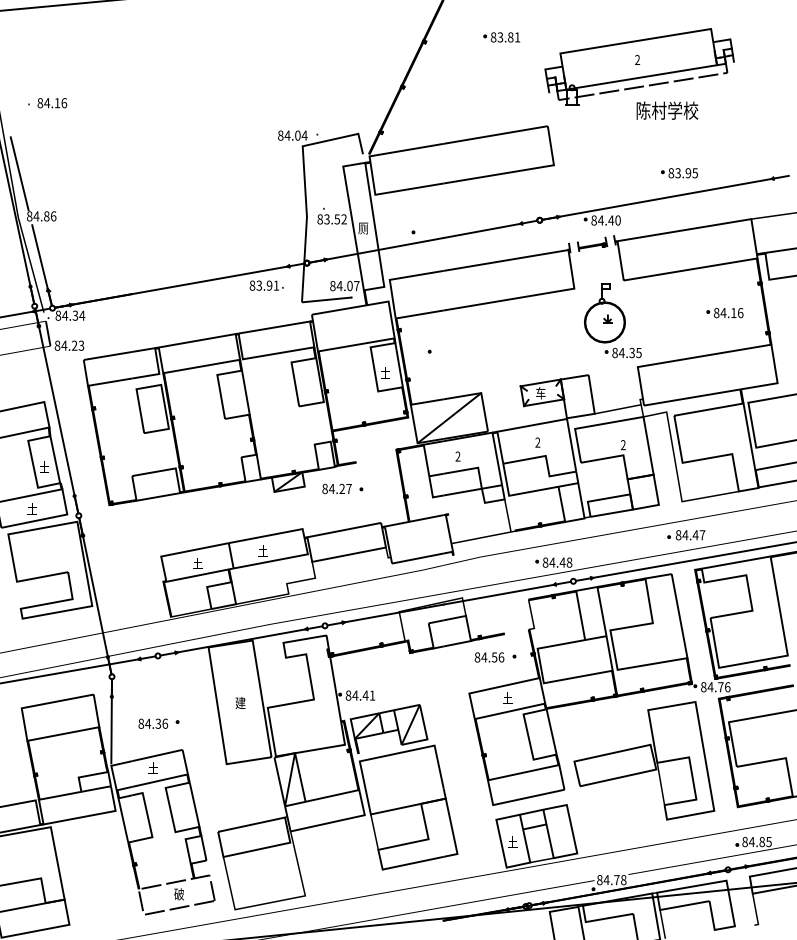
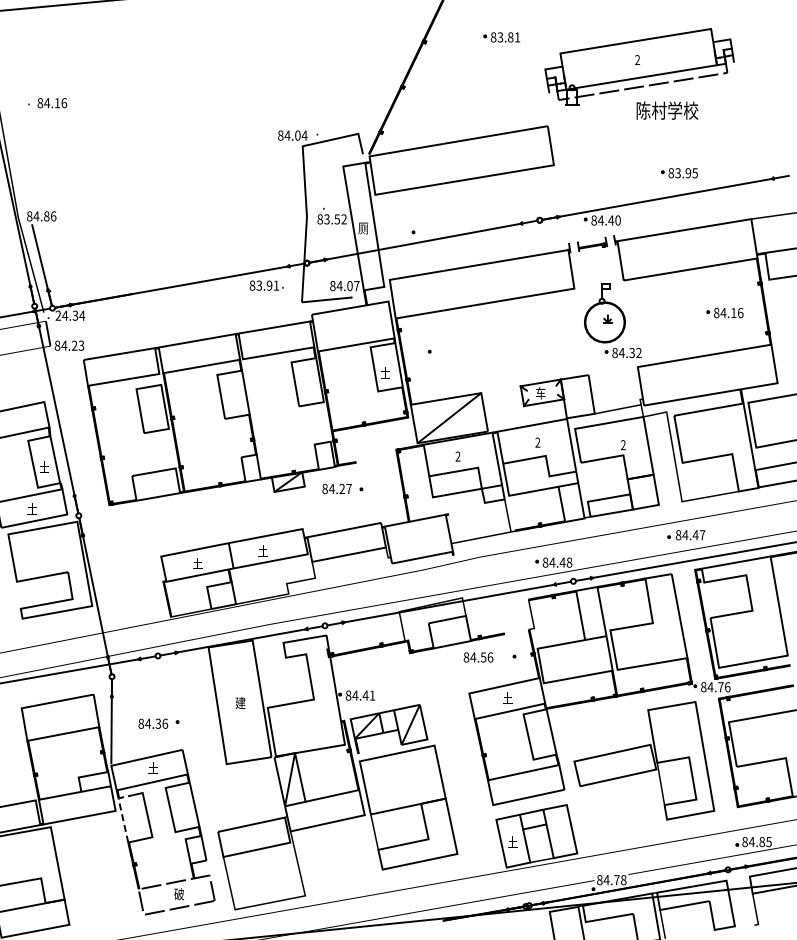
line: present -> none (19, 173)
text: 84.34 -> 24.34 (58, 315)
text: 84.35 -> 84.32 (638, 352)
text position: (489, 657) -> (478, 657) (478, 657)
line: solid -> dashed (121, 812)
